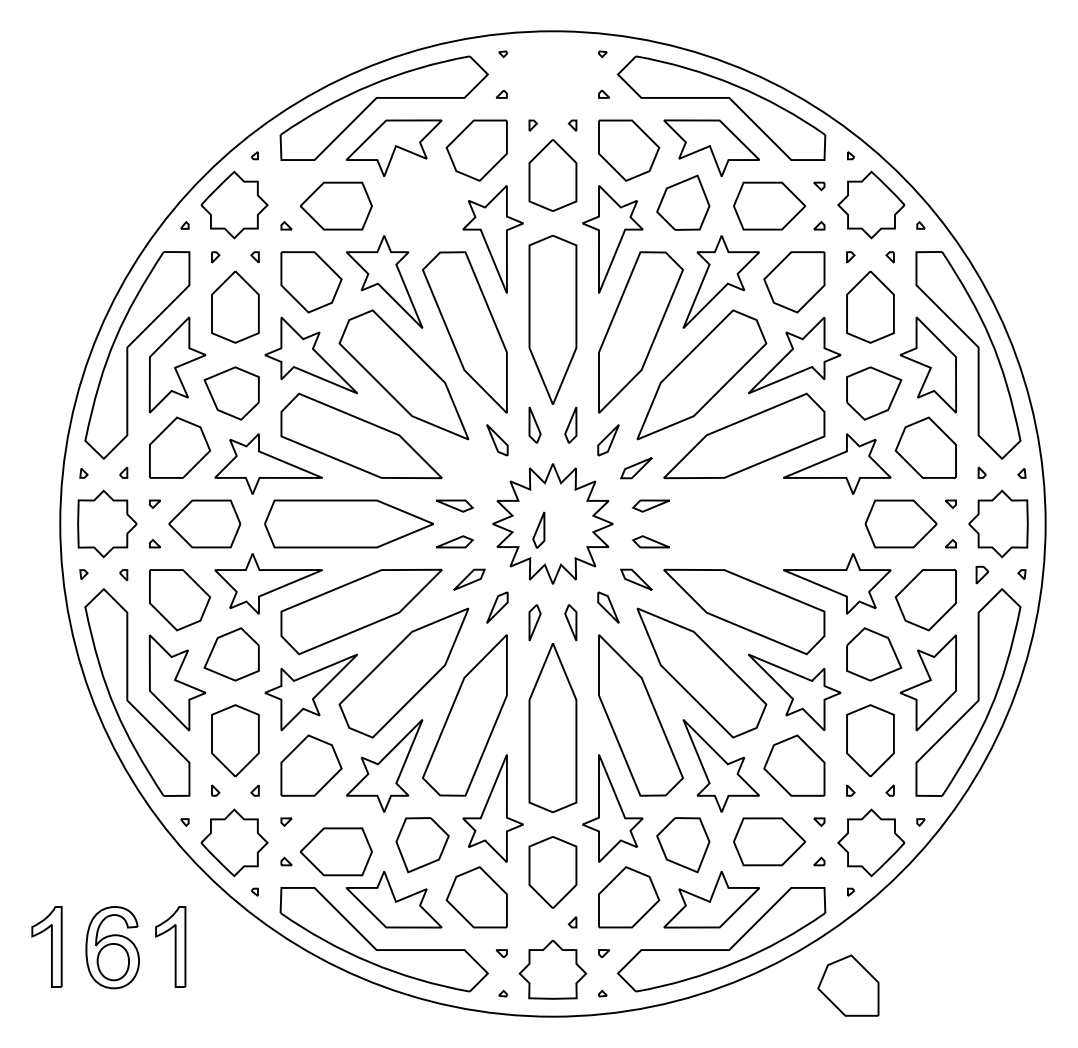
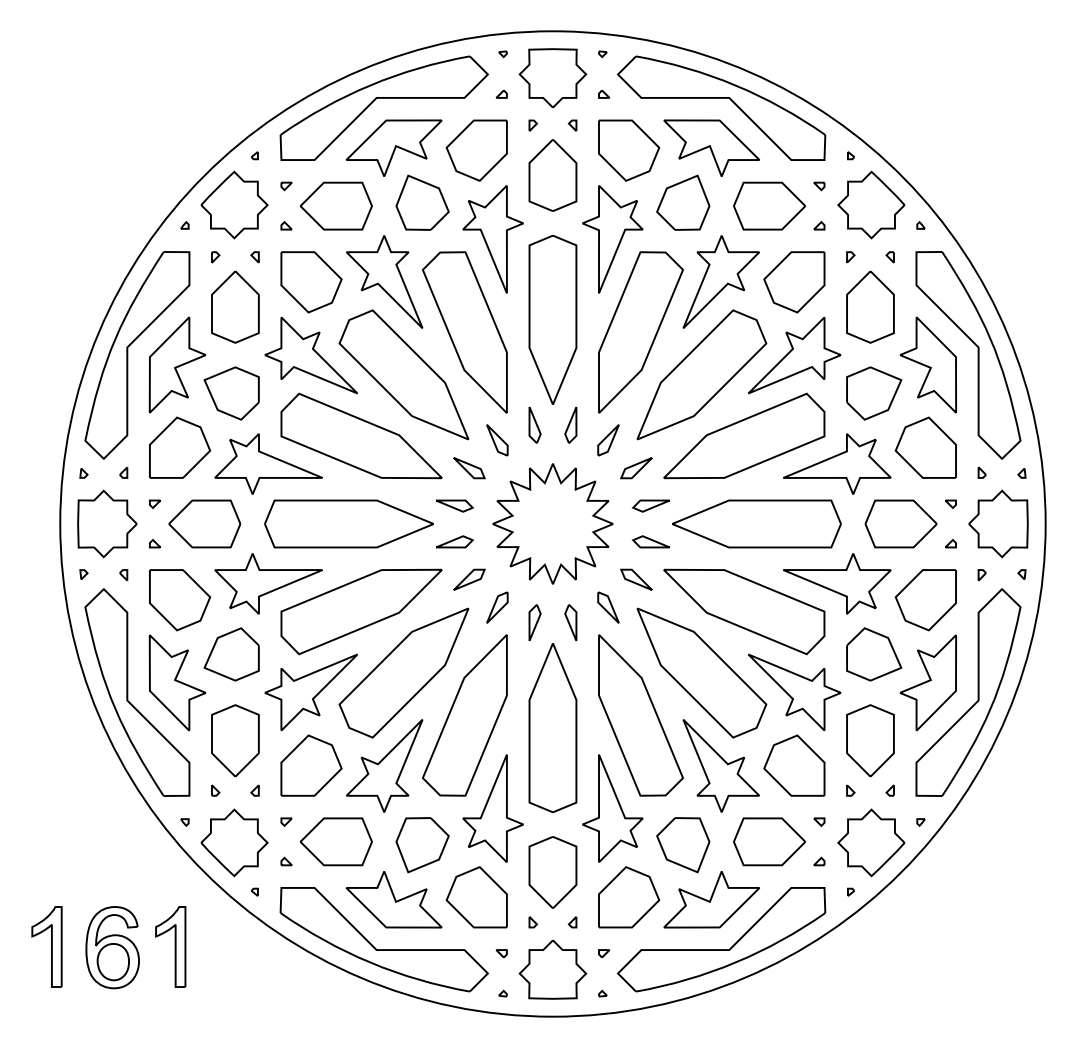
part: none -> present (552, 77)
part: none -> present (286, 186)
part: none -> present (422, 202)
part: none -> present (469, 468)
part: none -> present (756, 523)
part: present -> none (538, 529)
part size: 14x20 px -> 10x13 px (981, 575)
part position: (336, 851) -> (336, 841) (336, 841)
part: none -> present (533, 922)
part: present -> none (848, 985)
